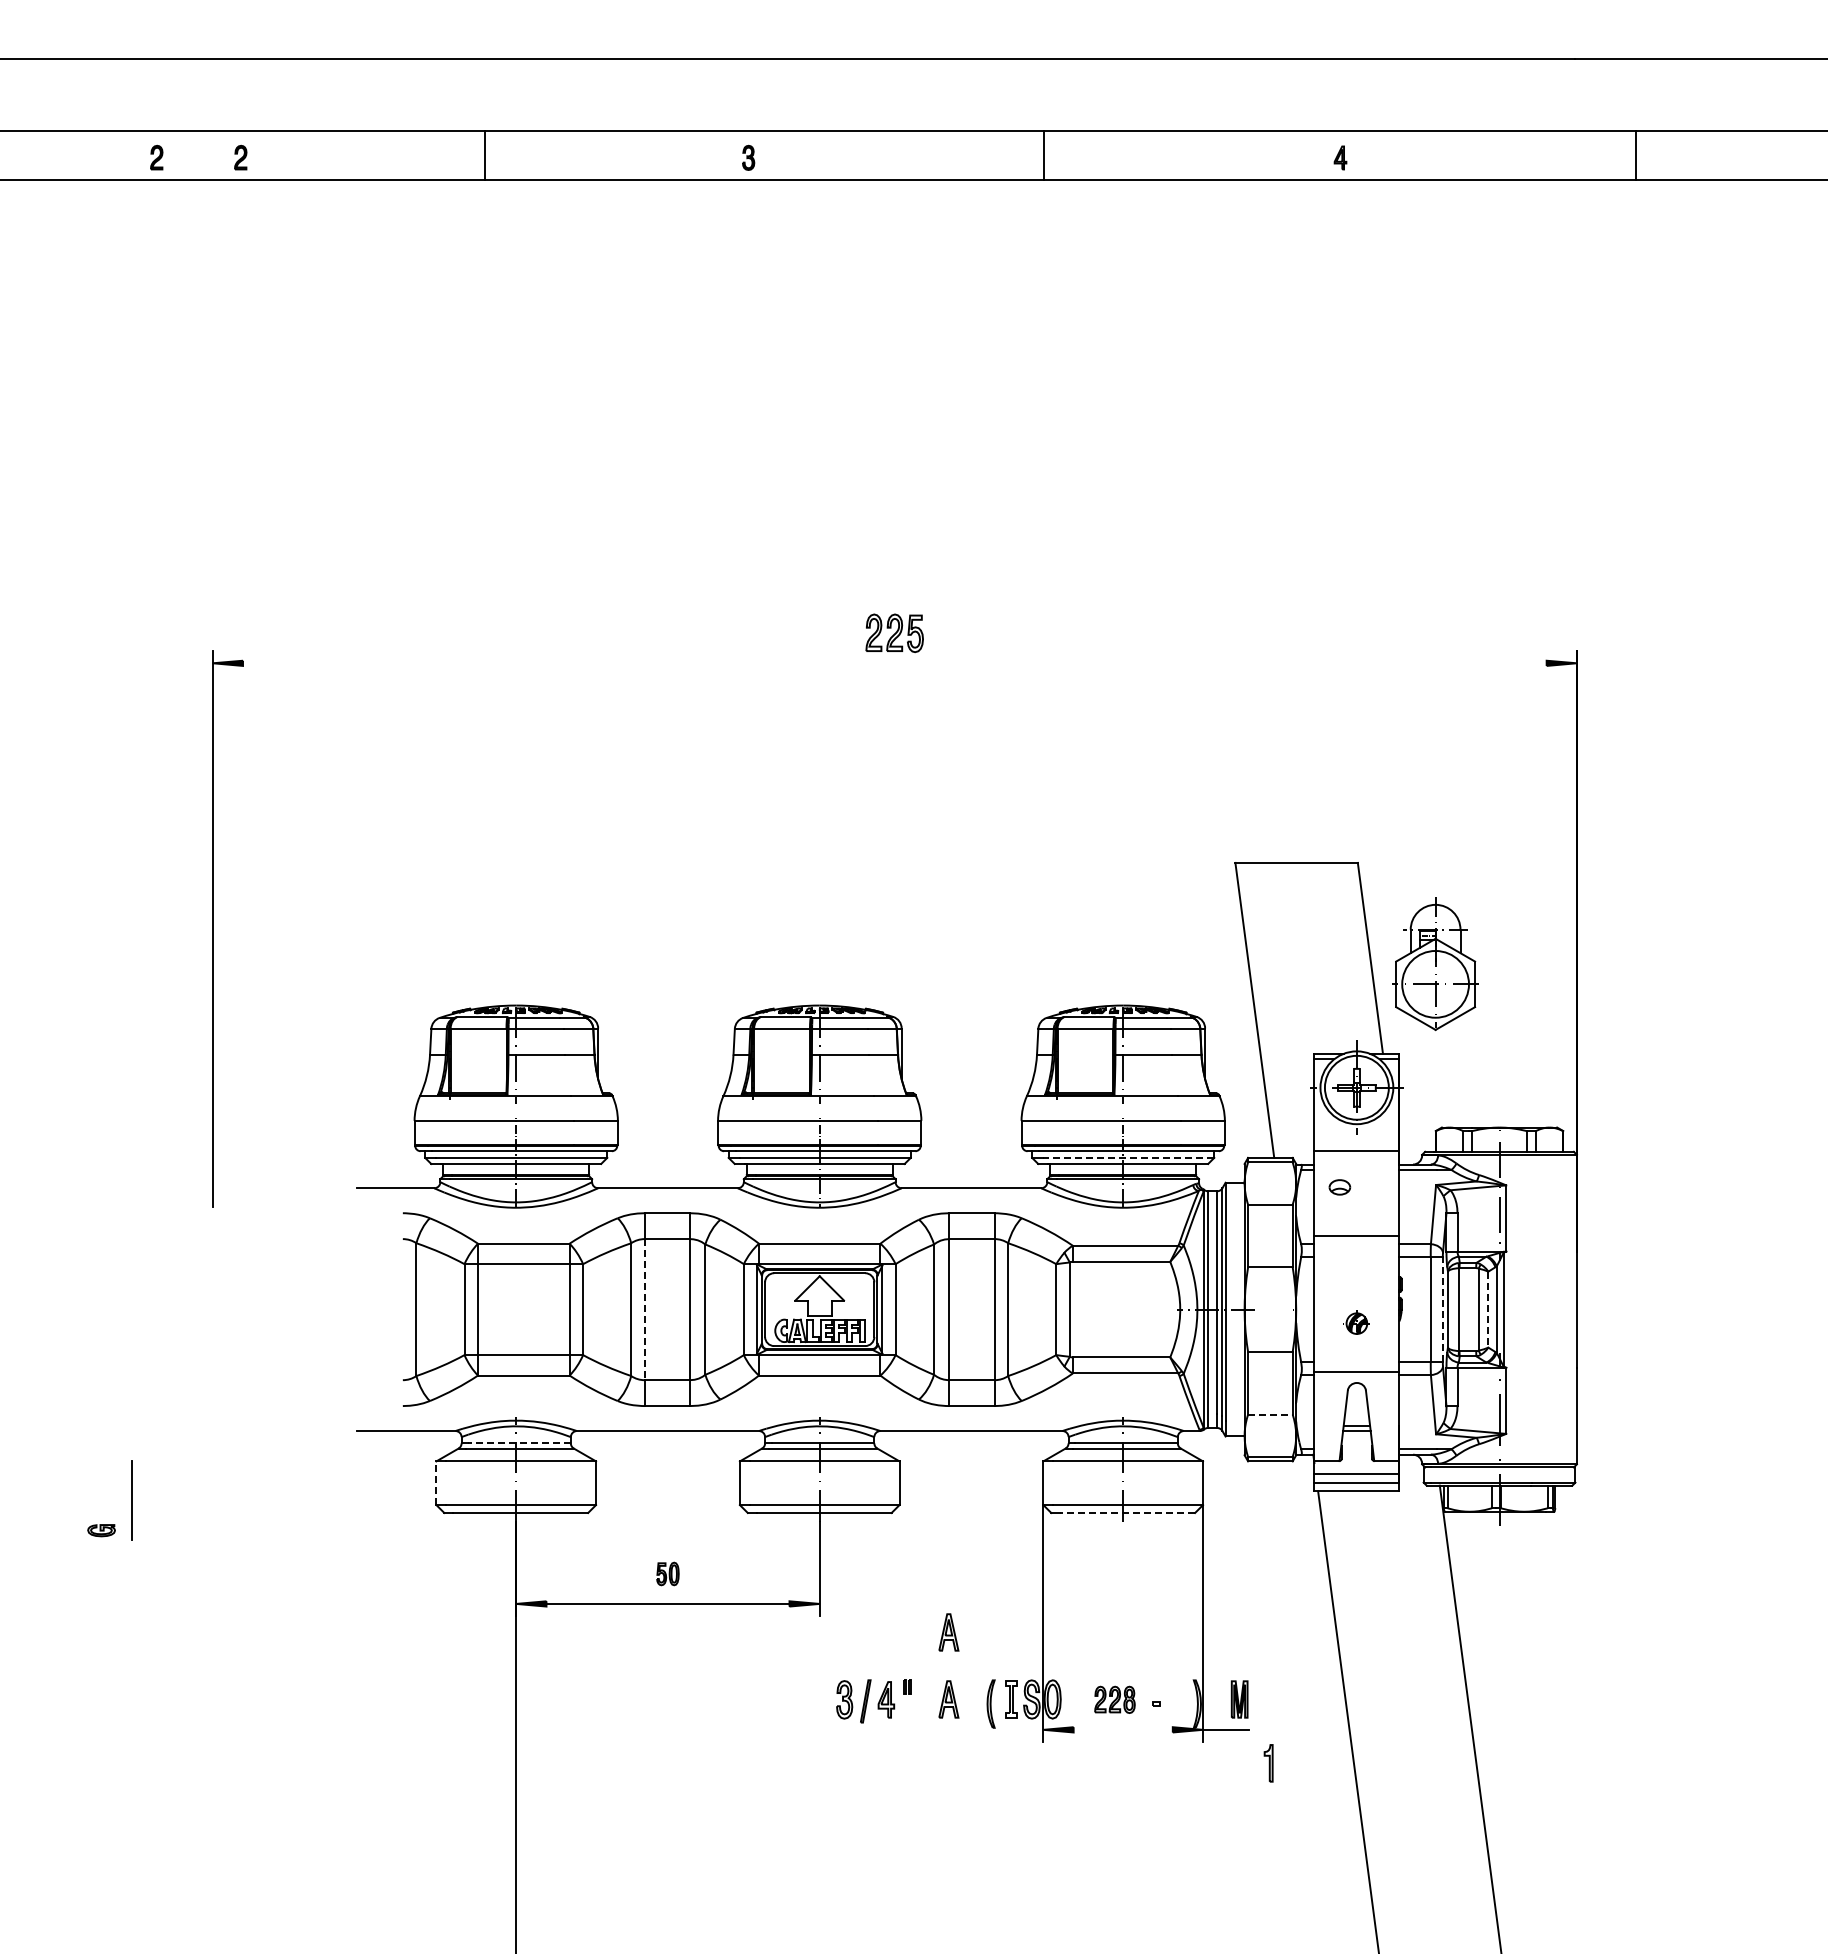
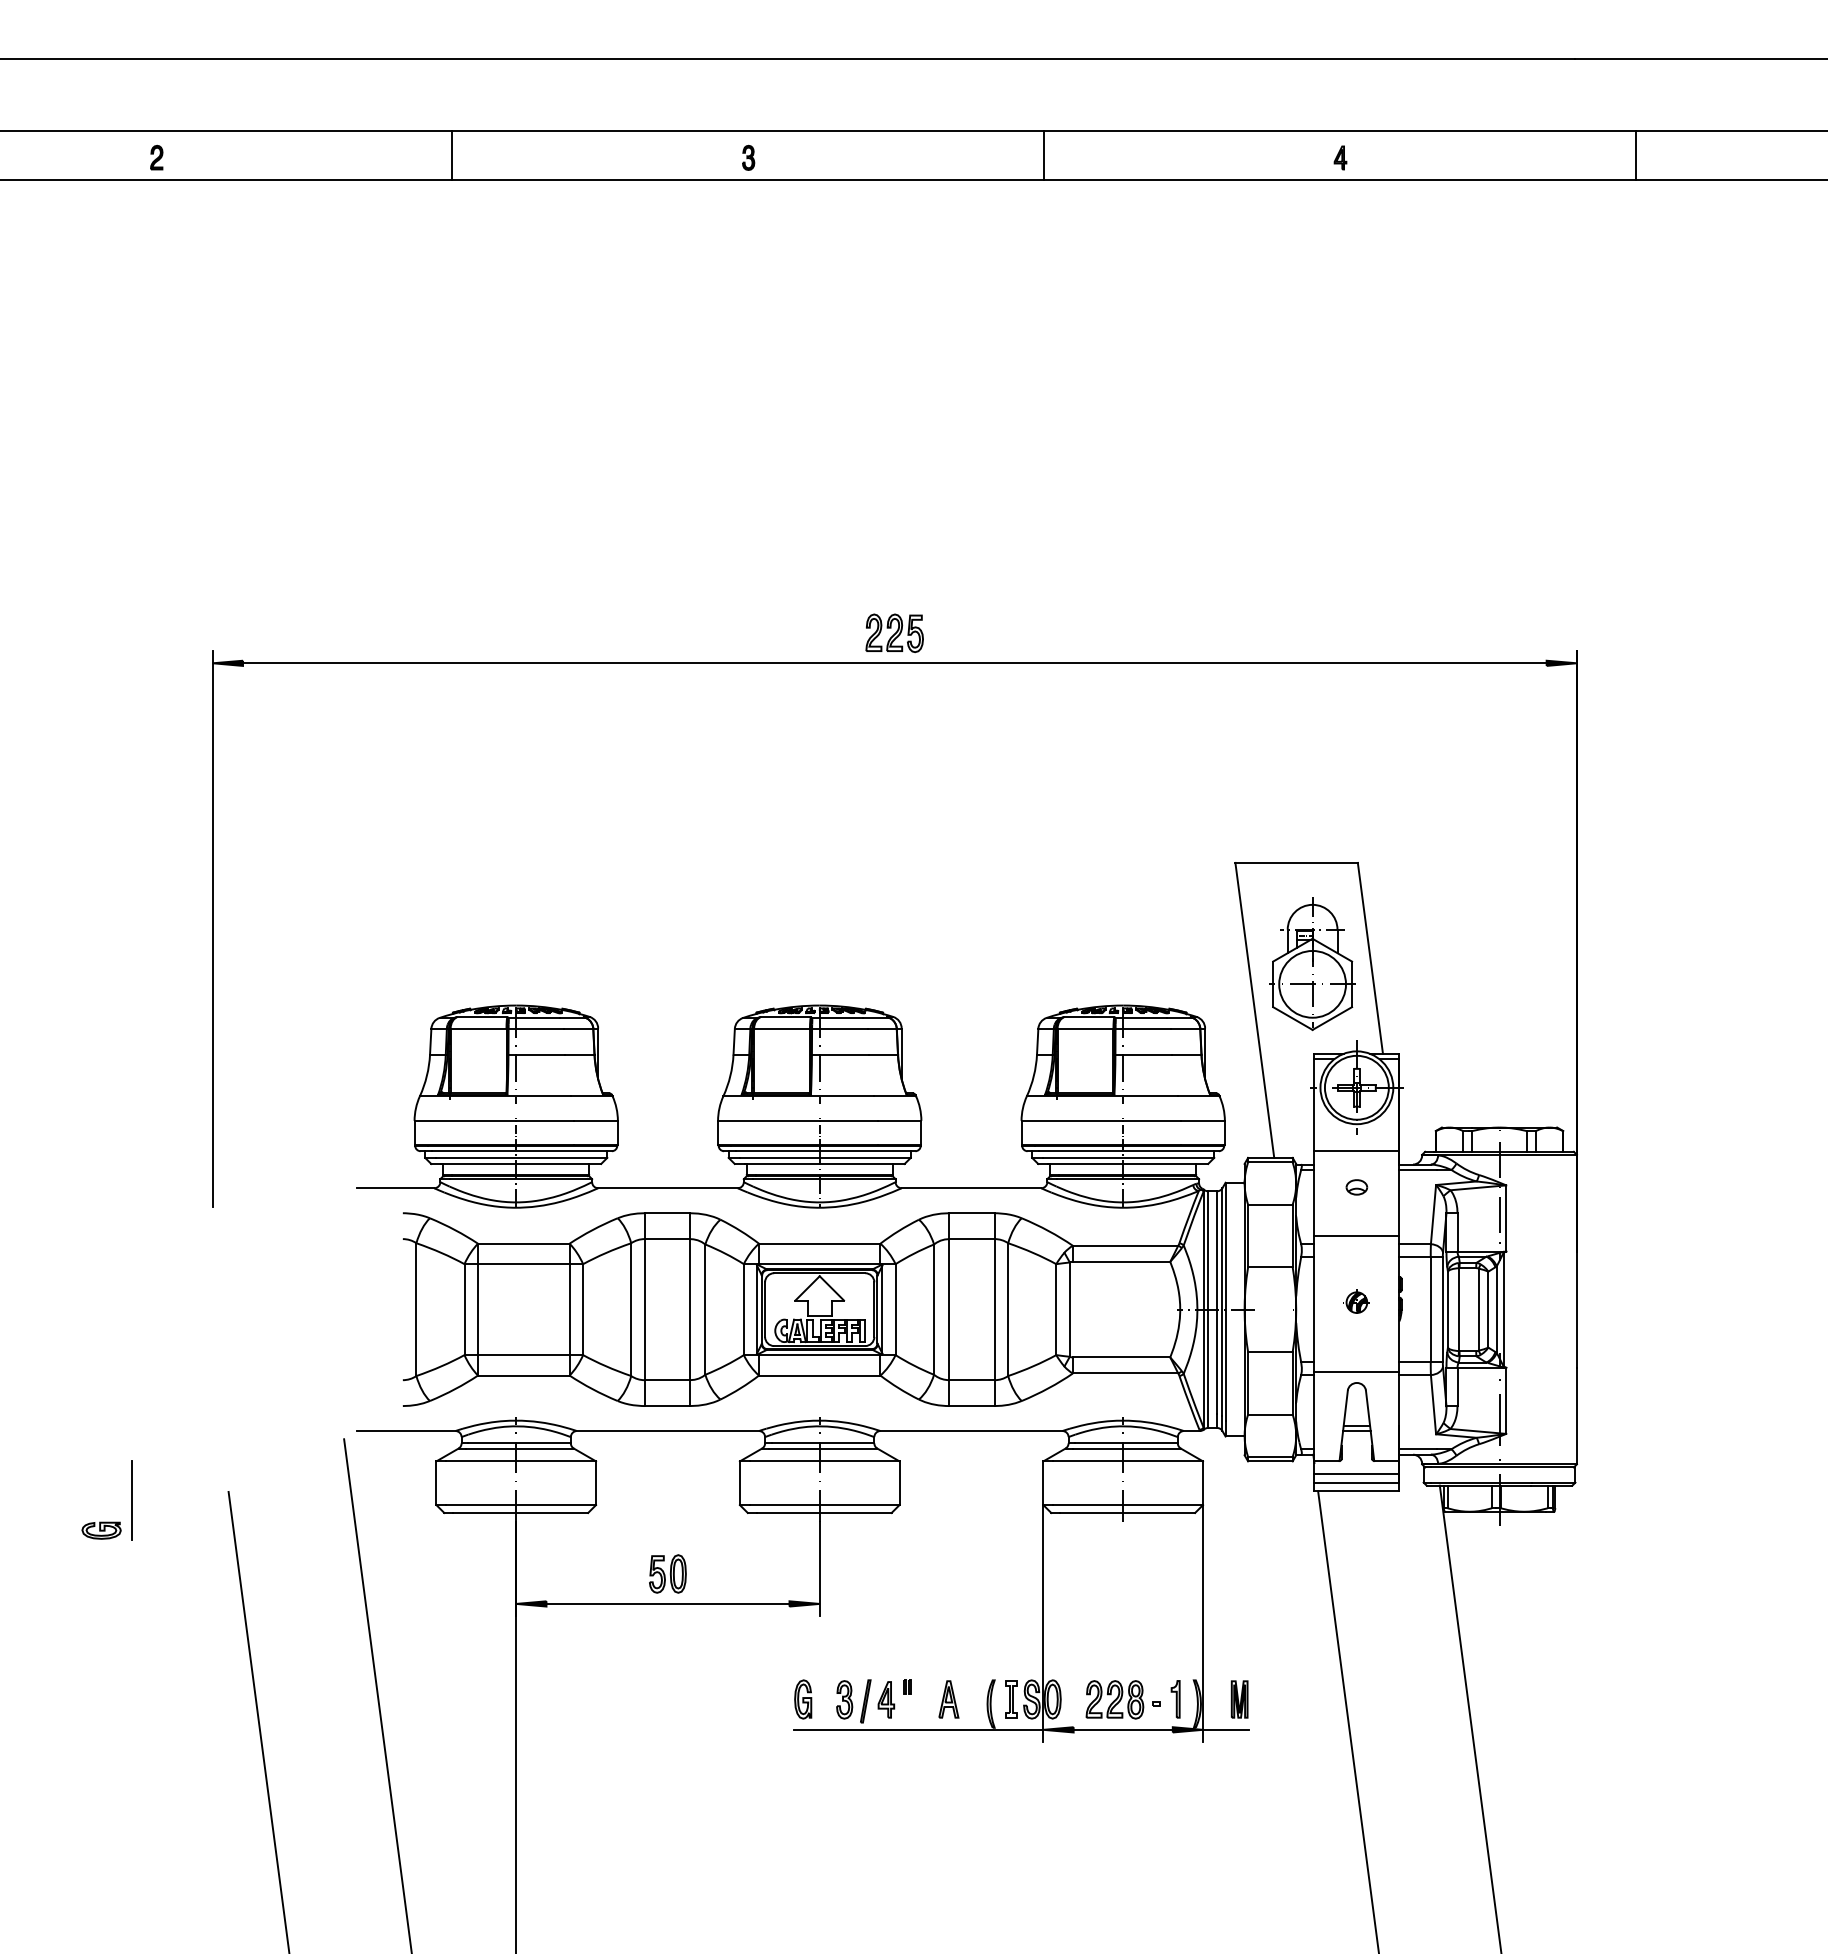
line position: (485, 155) -> (452, 155) (452, 155)
part: present -> none (240, 157)
line: none -> present (894, 663)
part position: (1435, 964) -> (1312, 964) (1312, 964)
line: dashed -> solid (1128, 1157)
part position: (1339, 1187) -> (1356, 1187) (1356, 1187)
line: dashed -> solid (644, 1309)
line: dashed -> solid (1442, 1309)
line: dashed -> solid (1488, 1309)
part position: (1356, 1322) -> (1356, 1301) (1356, 1301)
line: dashed -> solid (1270, 1414)
line: dashed -> solid (519, 1443)
line: dashed -> solid (436, 1483)
line: dashed -> solid (1127, 1512)
part size: 29x14 px -> 41x19 px (101, 1530)
part size: 24x26 px -> 38x40 px (667, 1573)
part: present -> none (948, 1632)
line: none -> present (377, 1694)
part: none -> present (803, 1699)
part size: 42x29 px -> 60x40 px (1114, 1699)
line: none -> present (258, 1720)
line: none -> present (918, 1729)
line: none -> present (1122, 1729)
part position: (1268, 1763) -> (1175, 1699) (1175, 1699)
